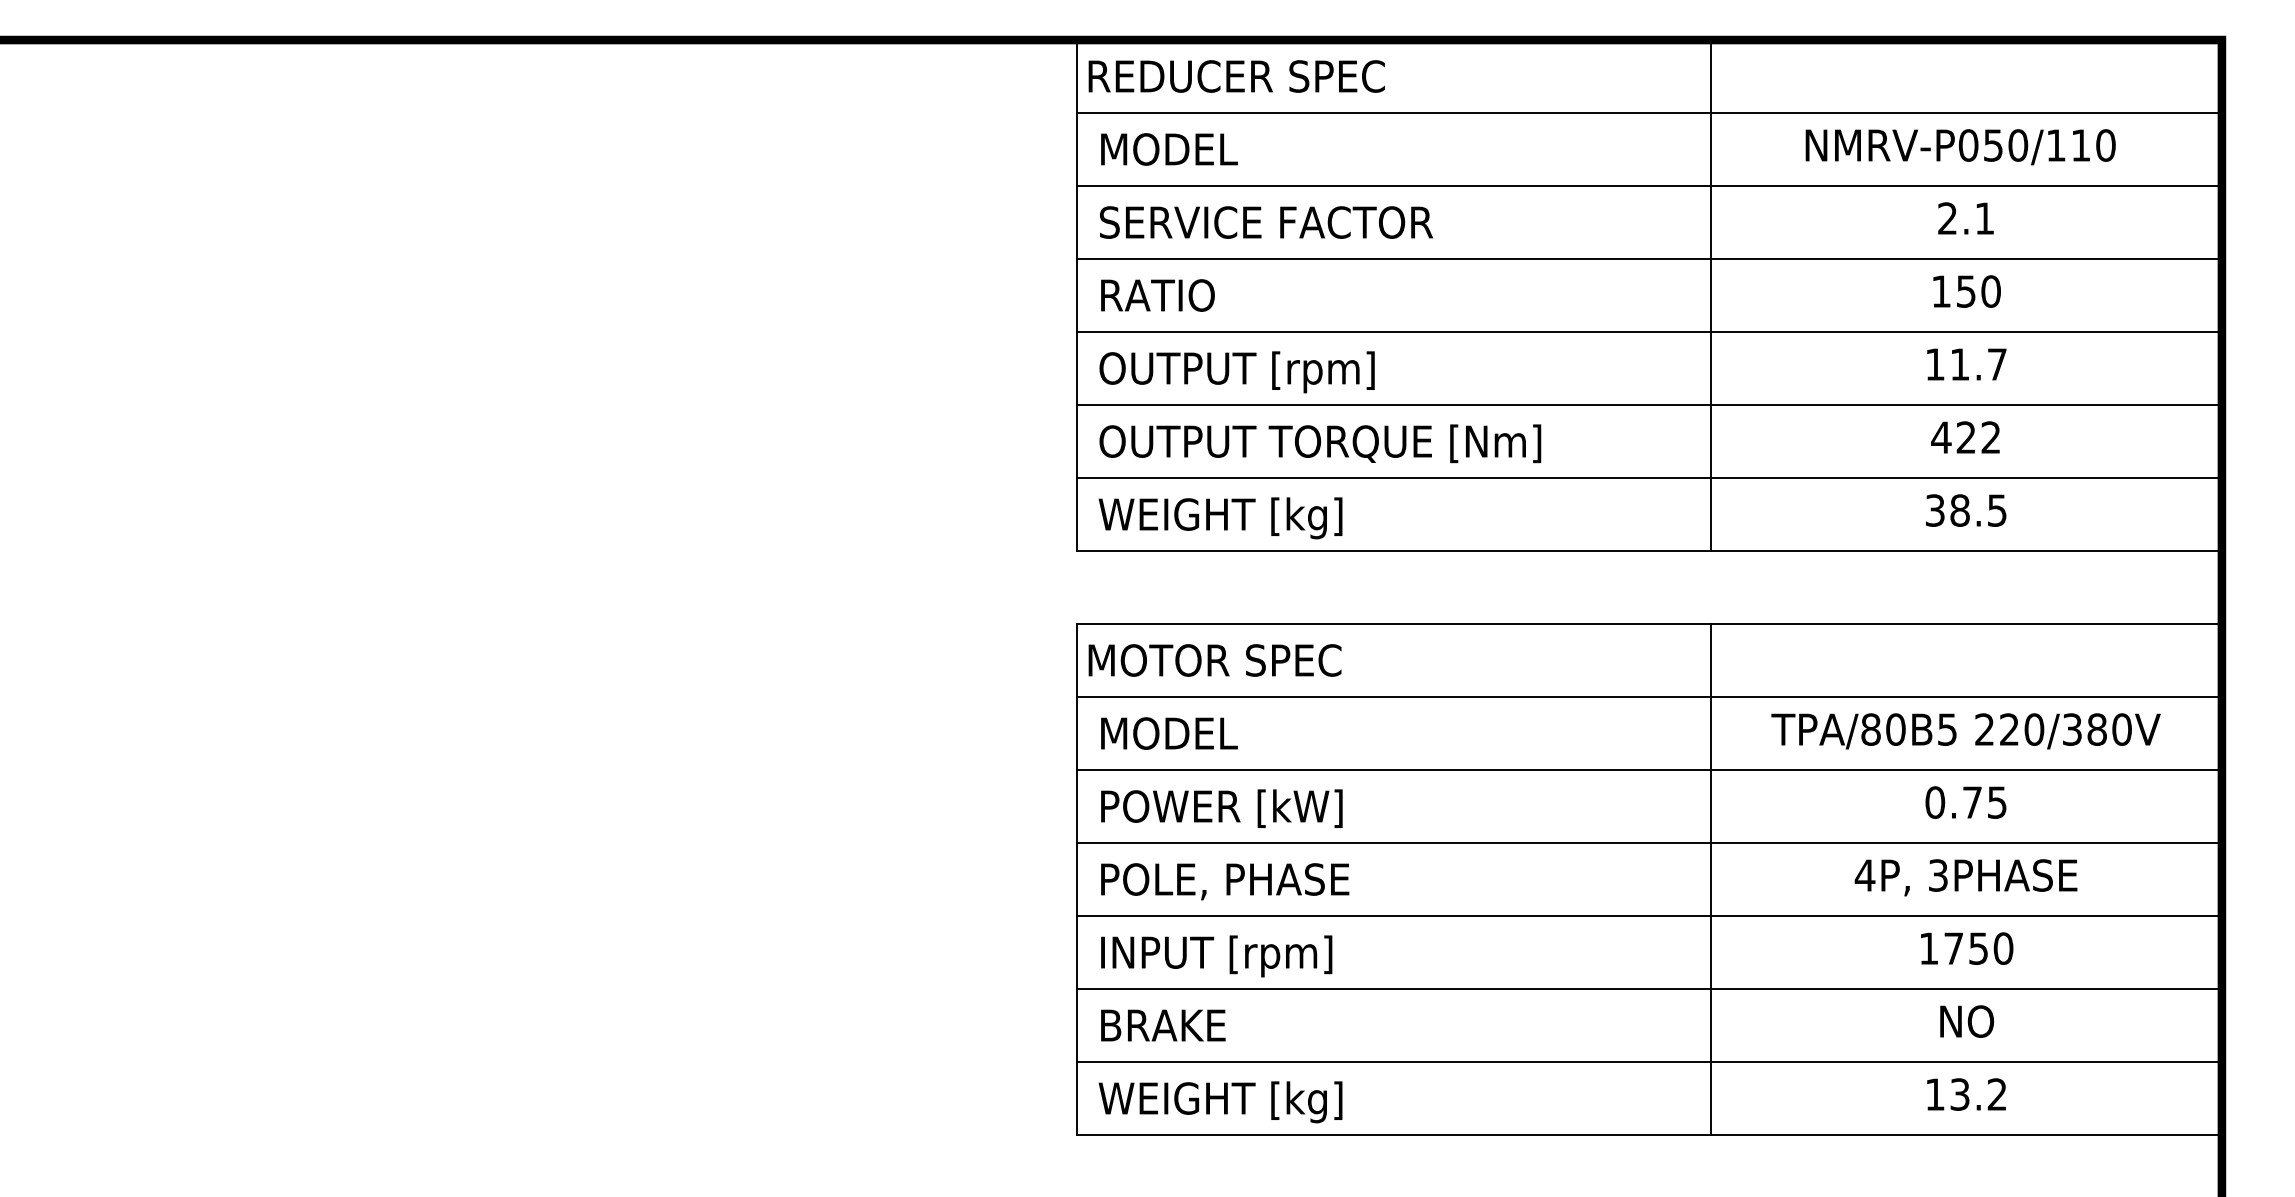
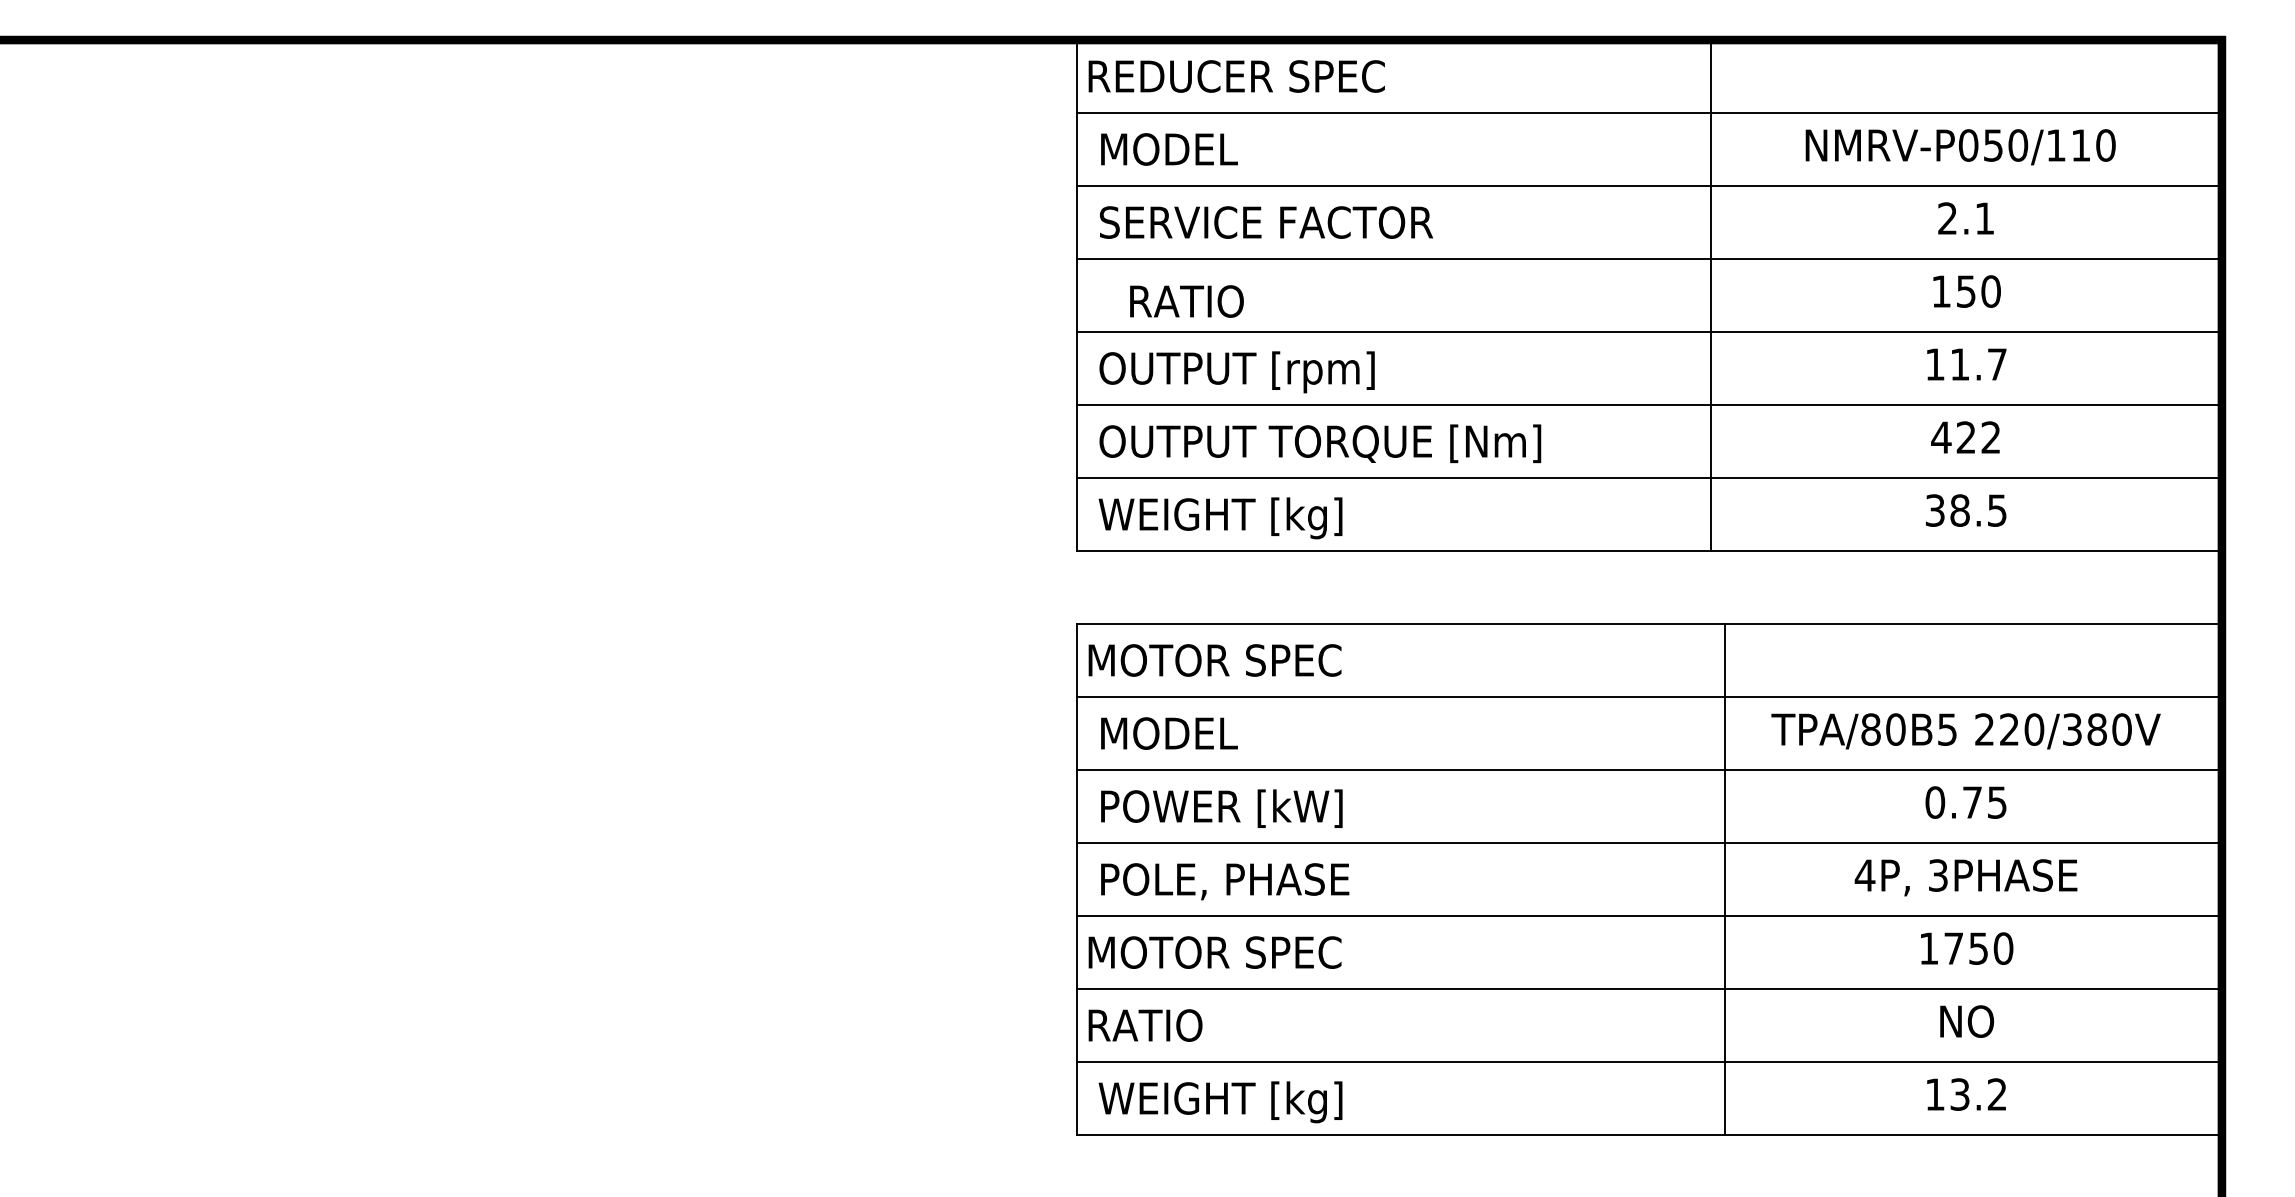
text position: (1157, 295) -> (1186, 301) (1186, 301)
line position: (1710, 879) -> (1724, 879) (1724, 879)
text: INPUT [rpm] -> MOTOR SPEC (1214, 956)
text: BRAKE -> RATIO (1156, 1025)
